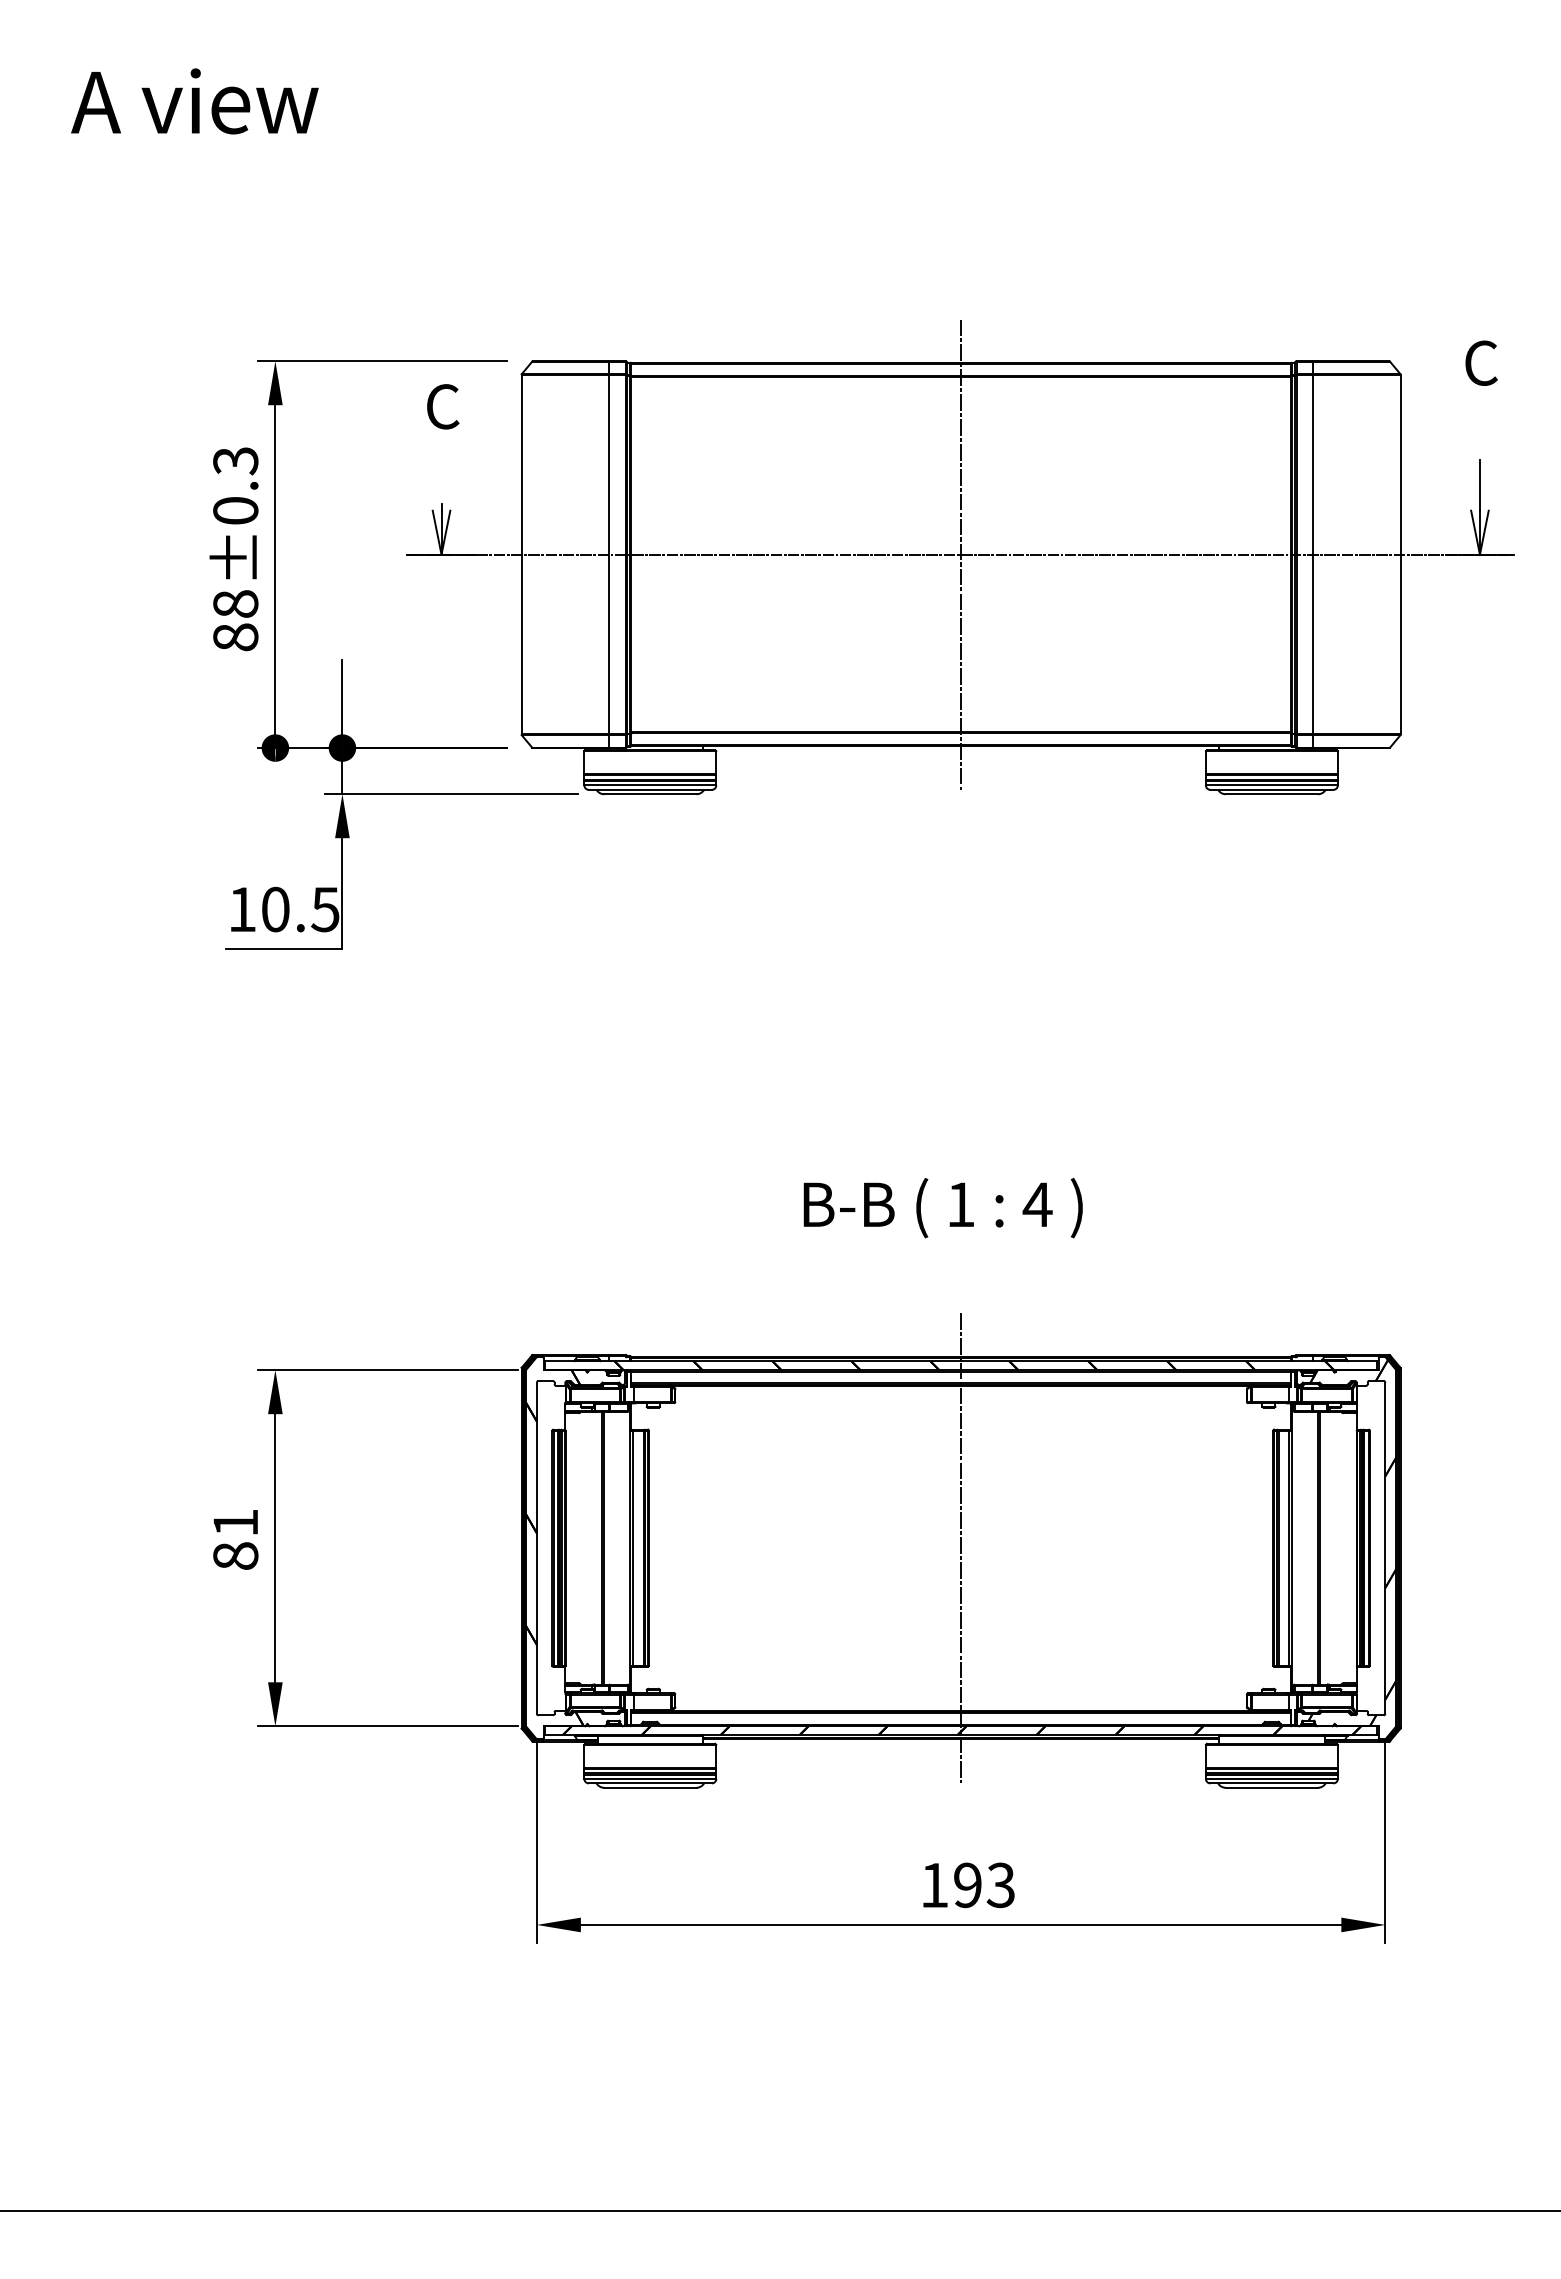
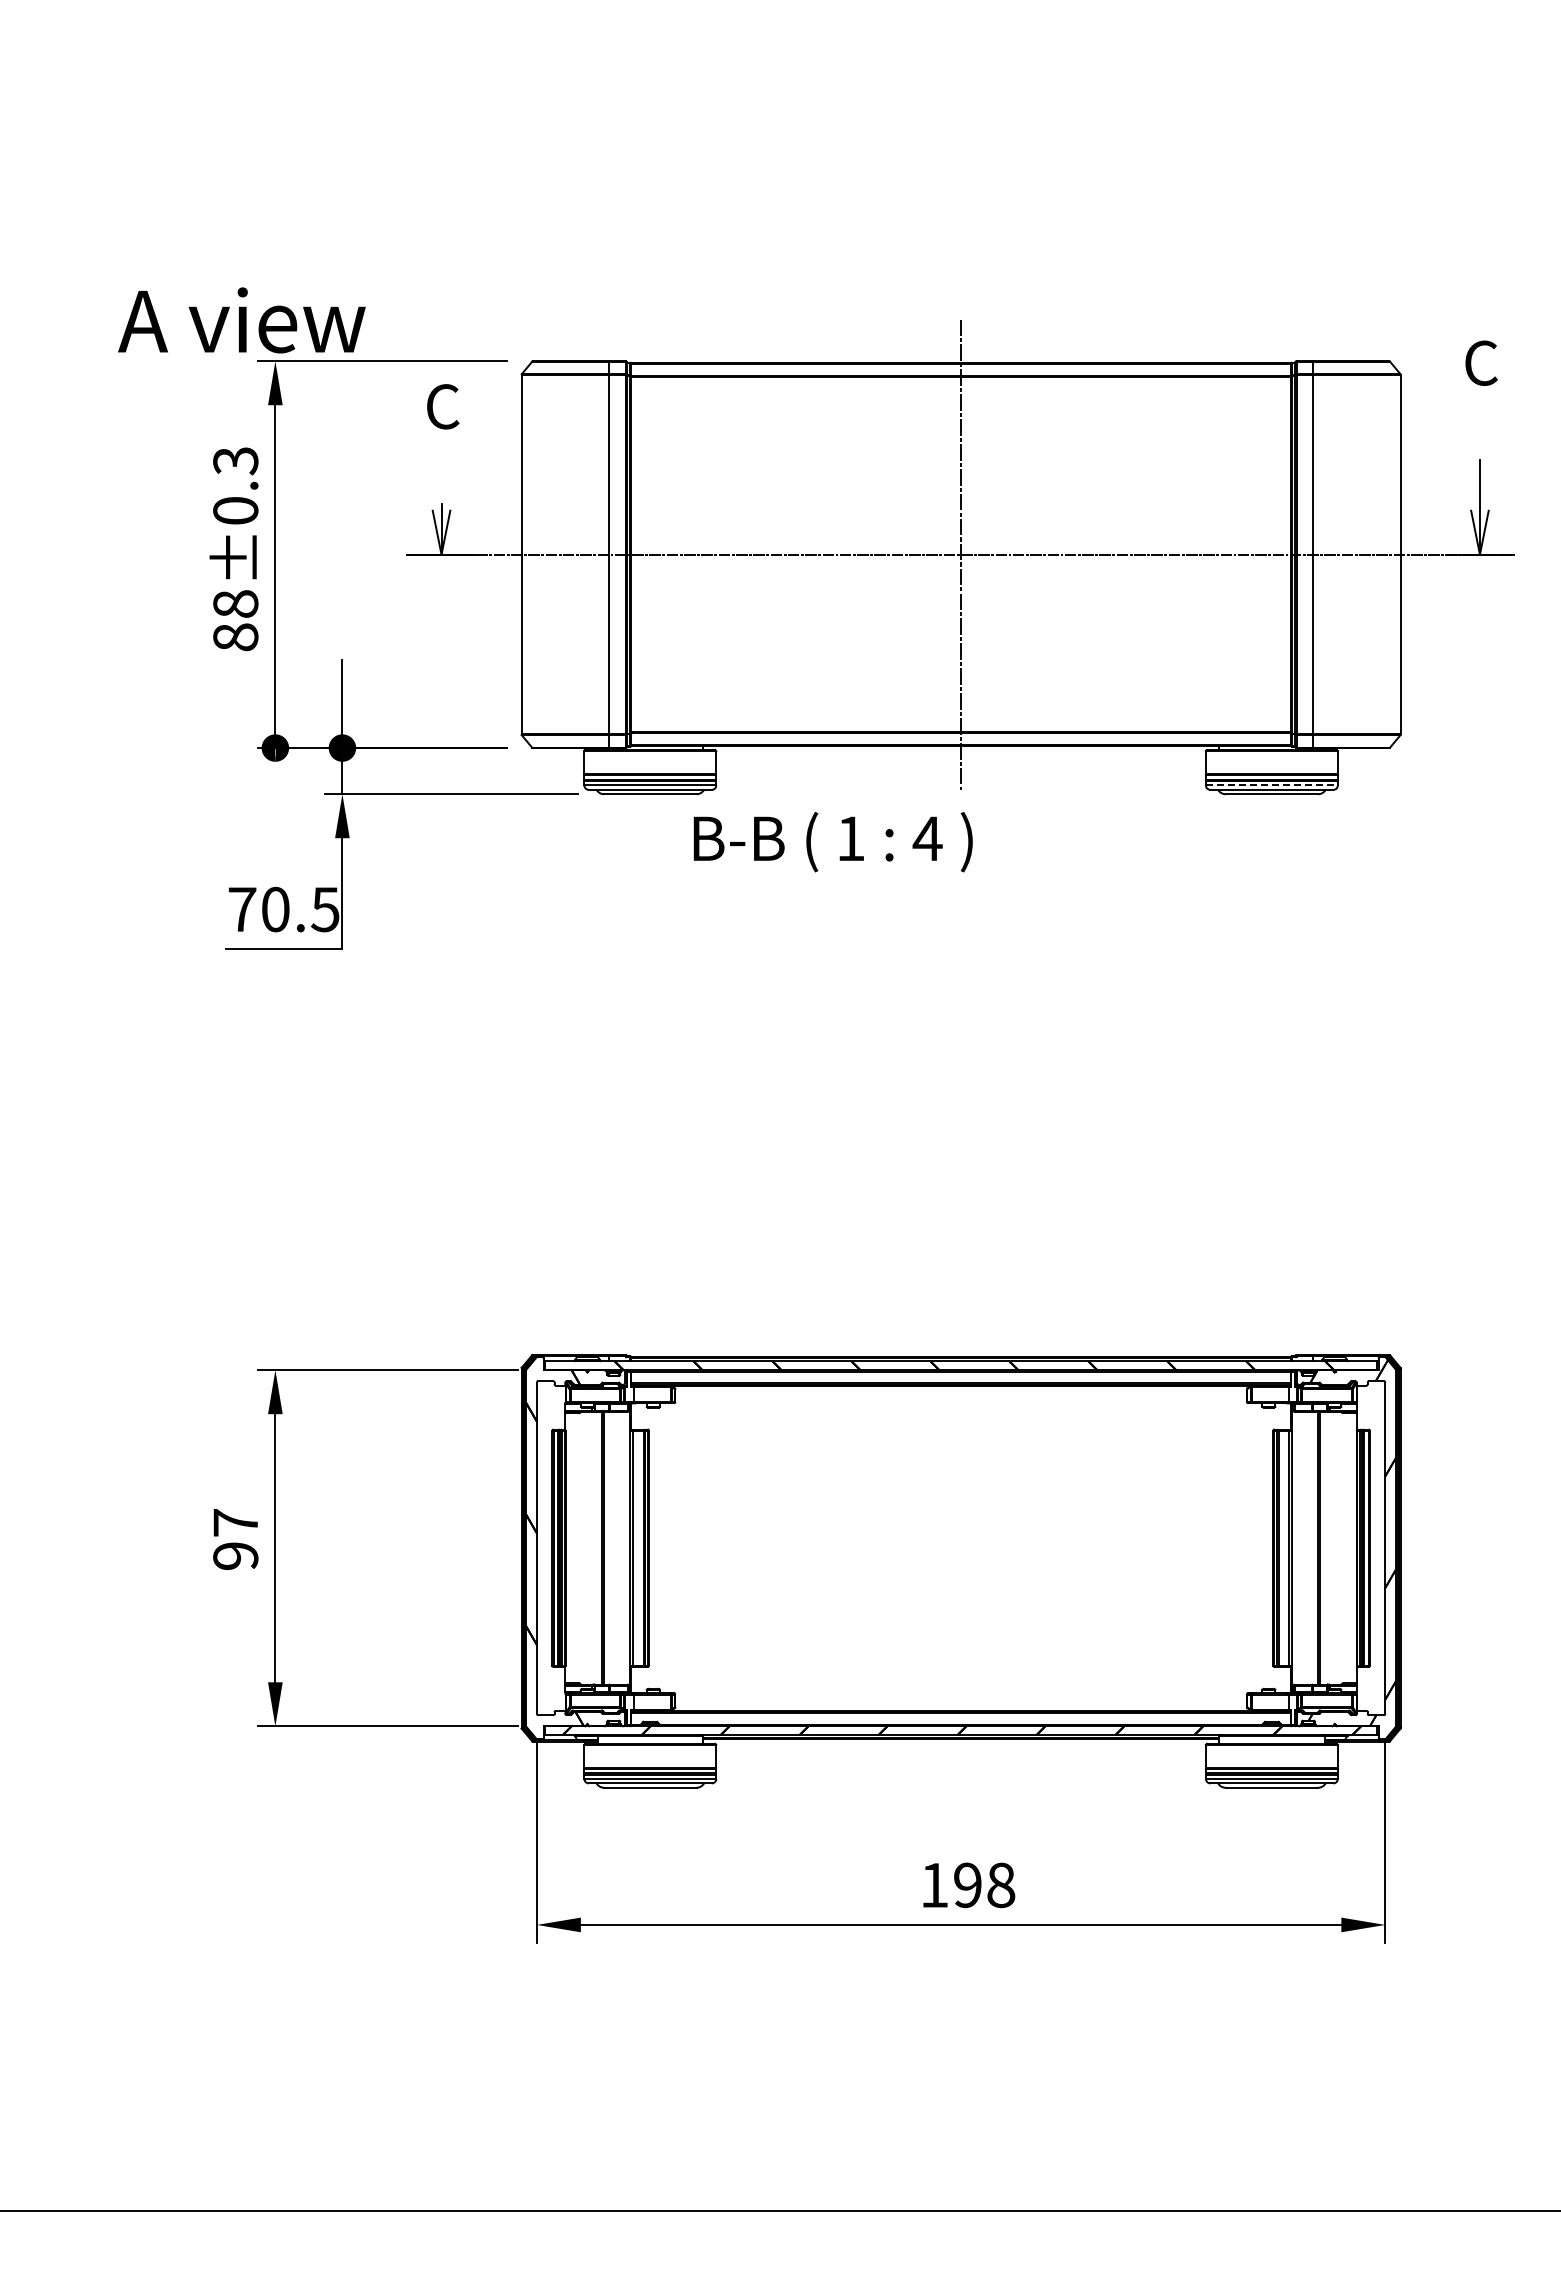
text position: (194, 101) -> (241, 320) (241, 320)
line: solid -> dashed (1271, 785)
text: 10.5 -> 70.5 (242, 909)
text position: (942, 1208) -> (832, 842) (832, 842)
text: 81 -> 97 (235, 1539)
line: present -> none (961, 1548)
text: 193 -> 198 (1000, 1884)
